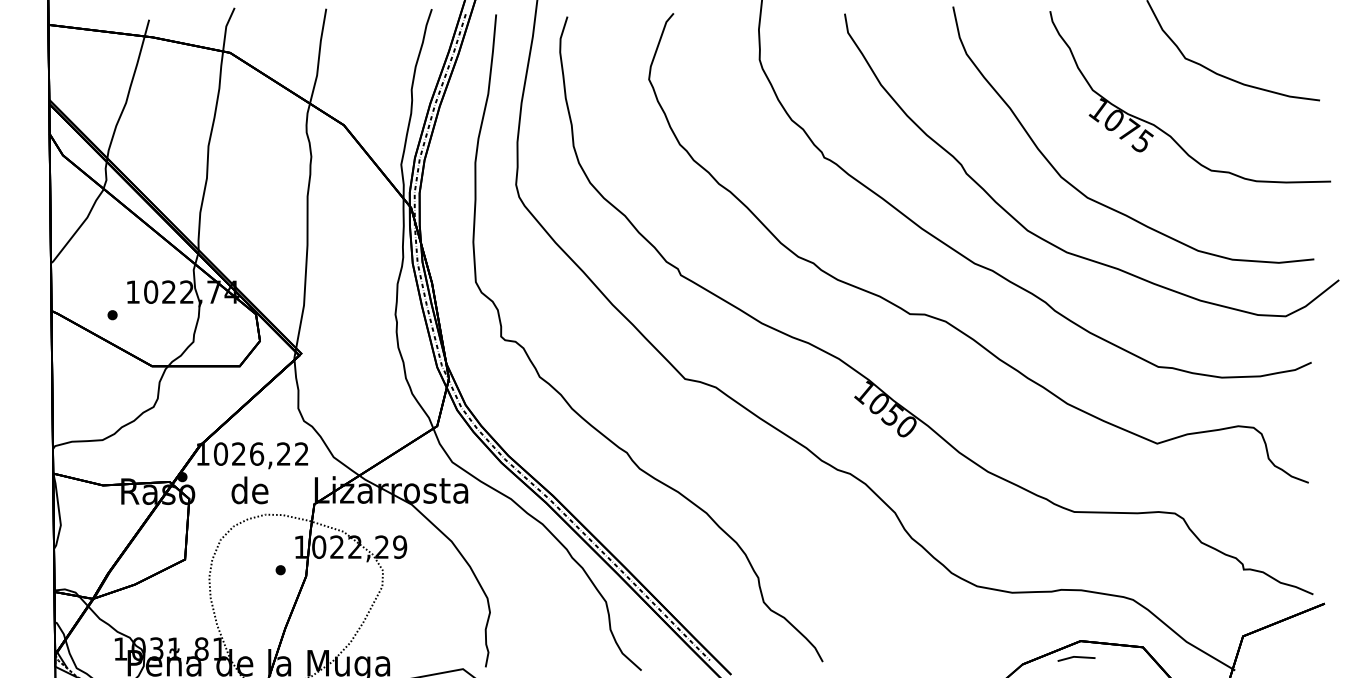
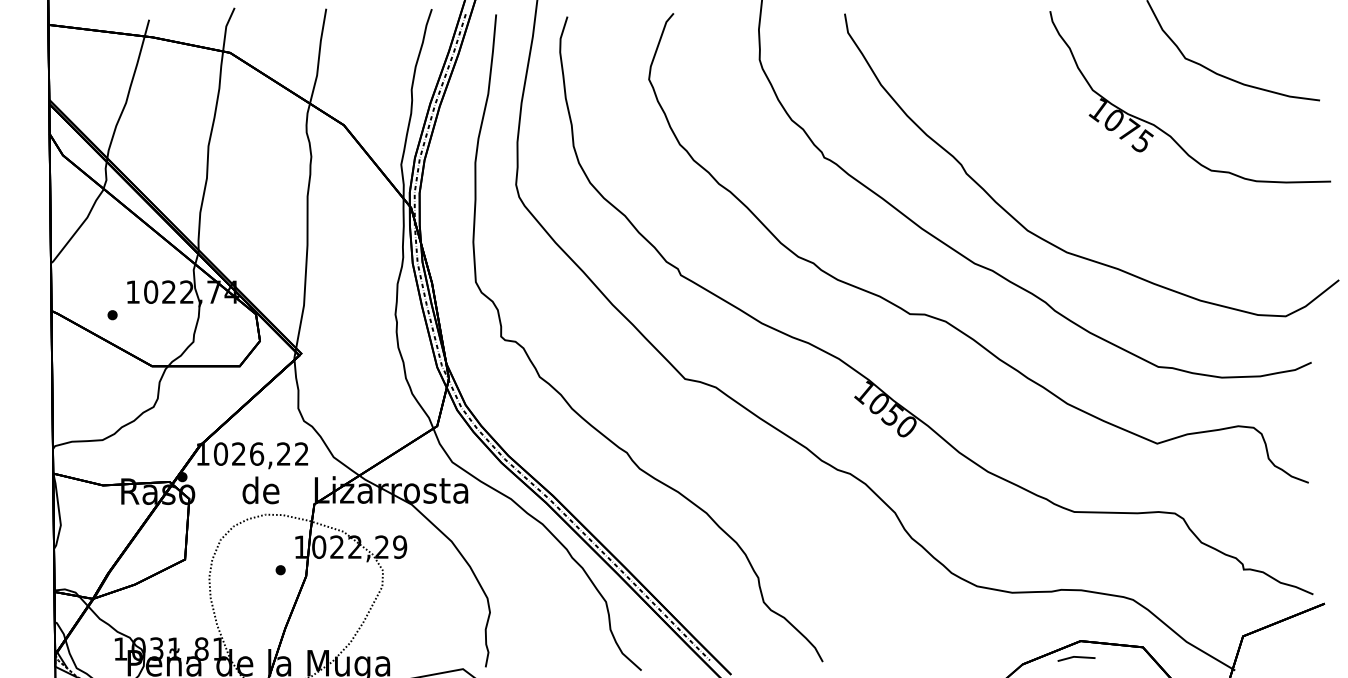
curve: present -> none (1100, 202)
text position: (249, 490) -> (260, 490) (260, 490)
